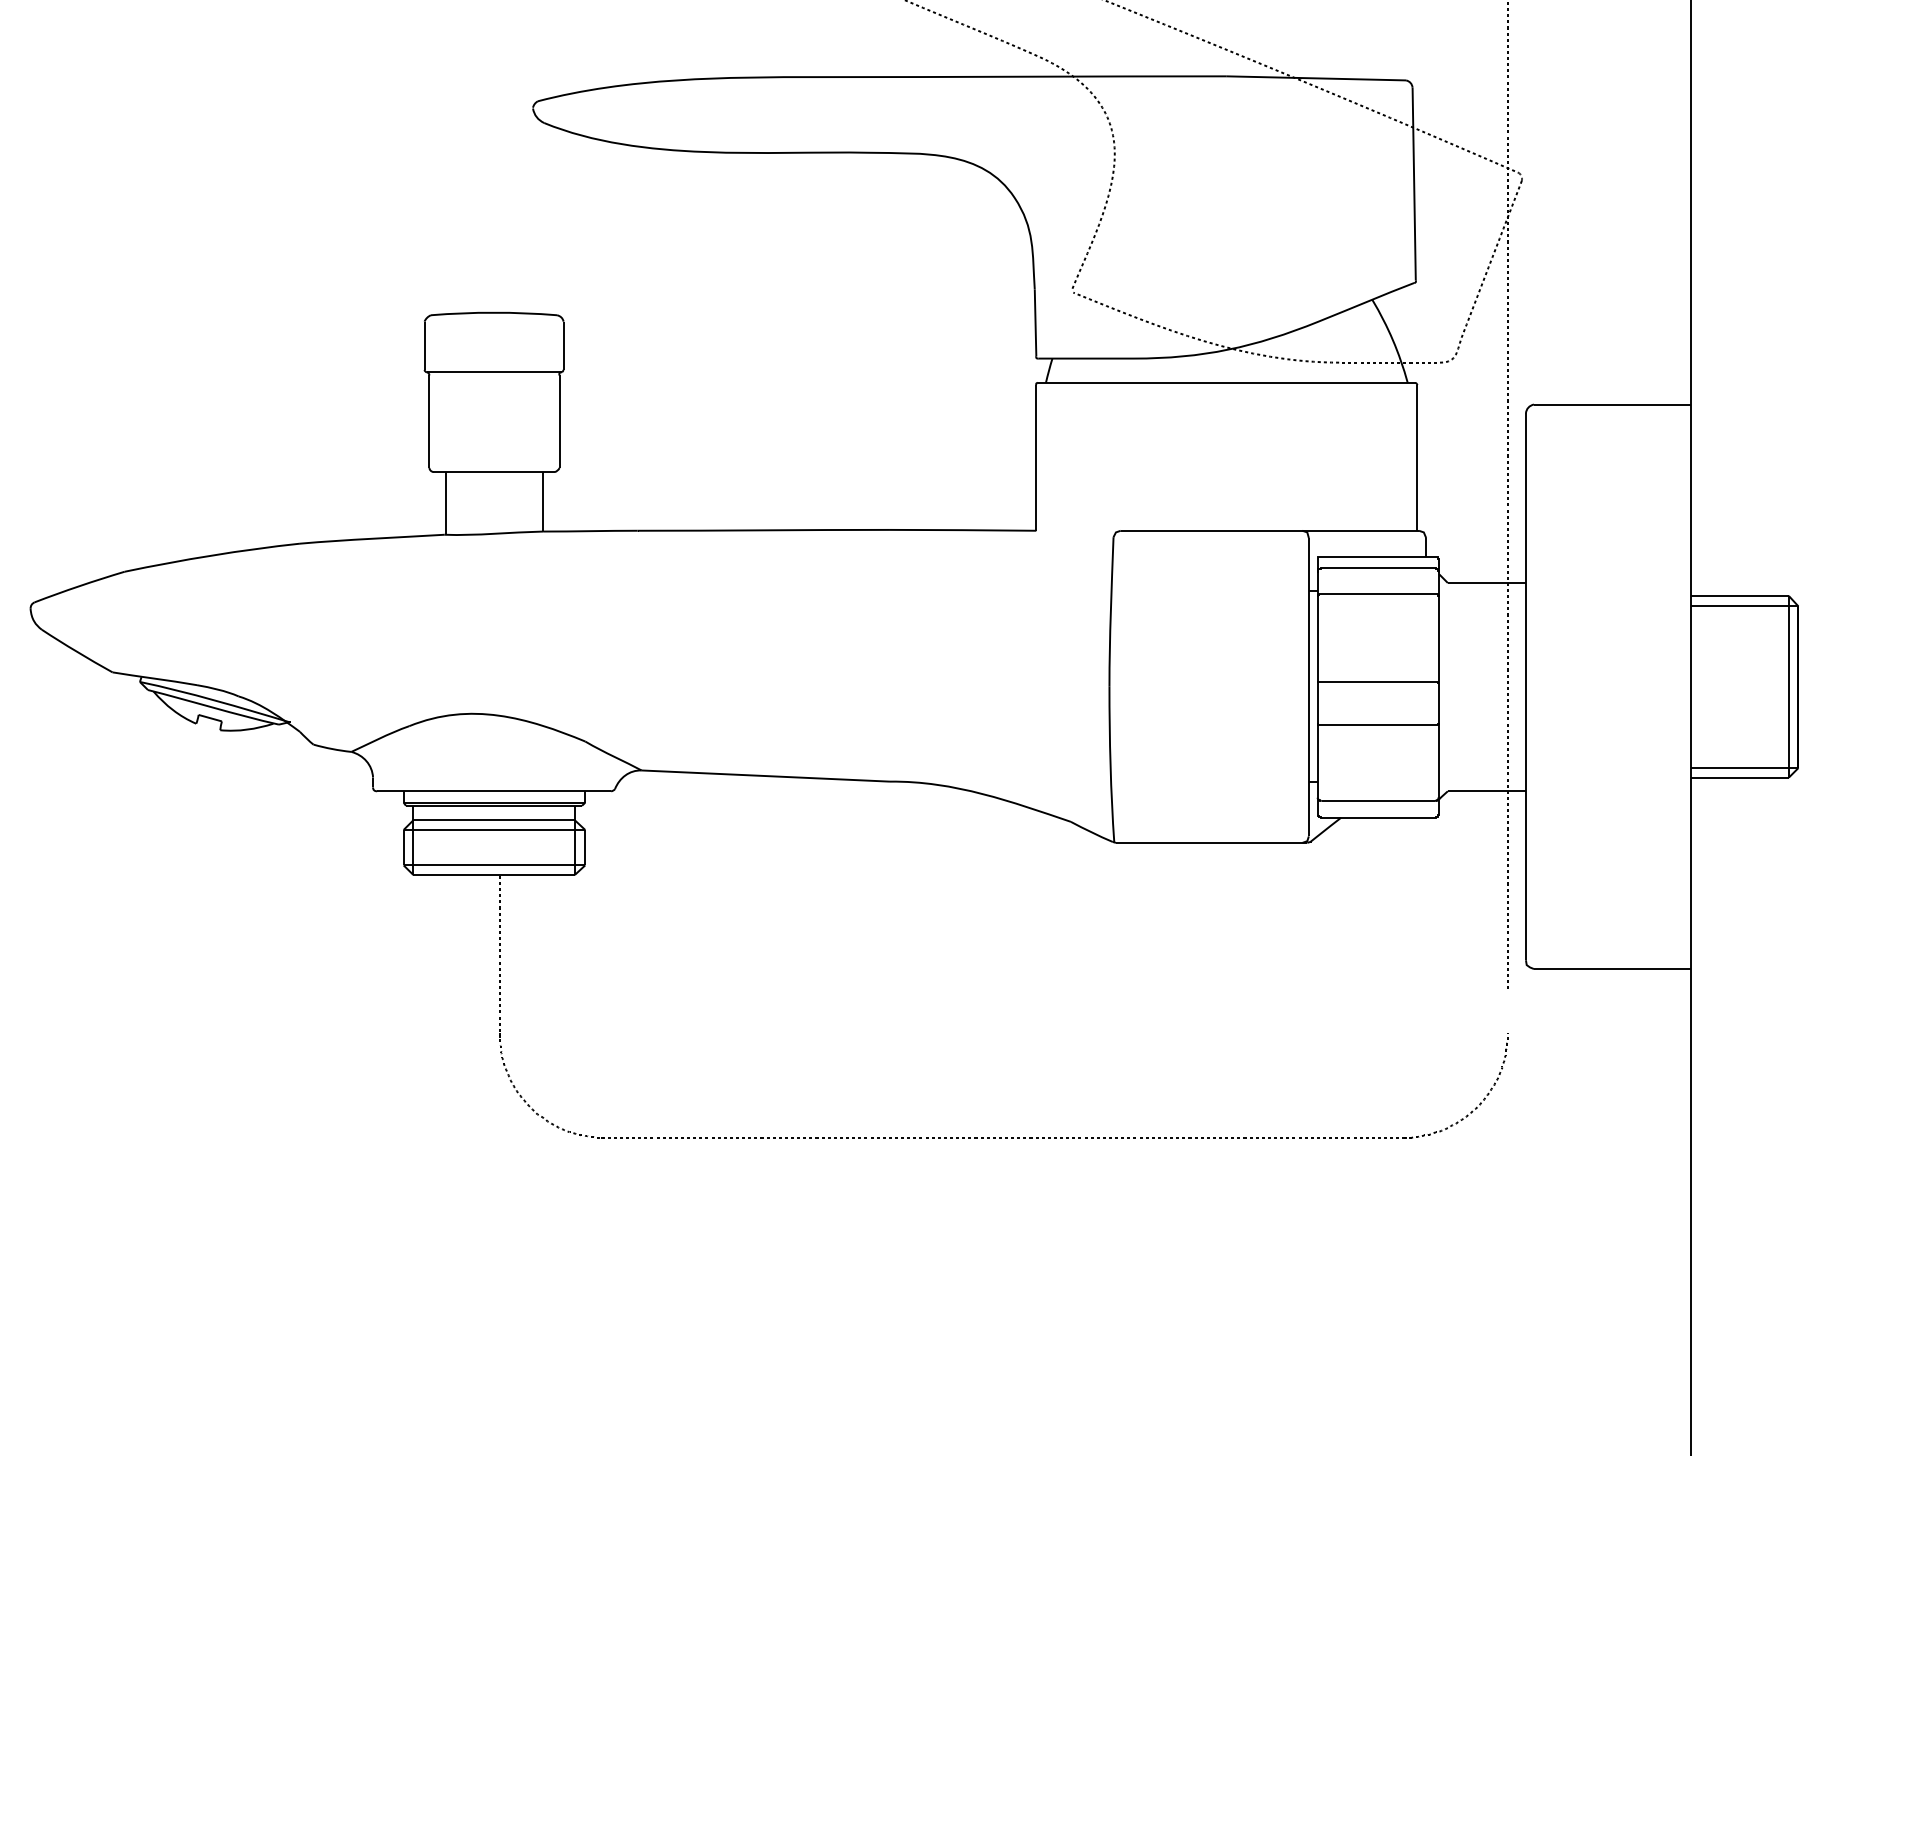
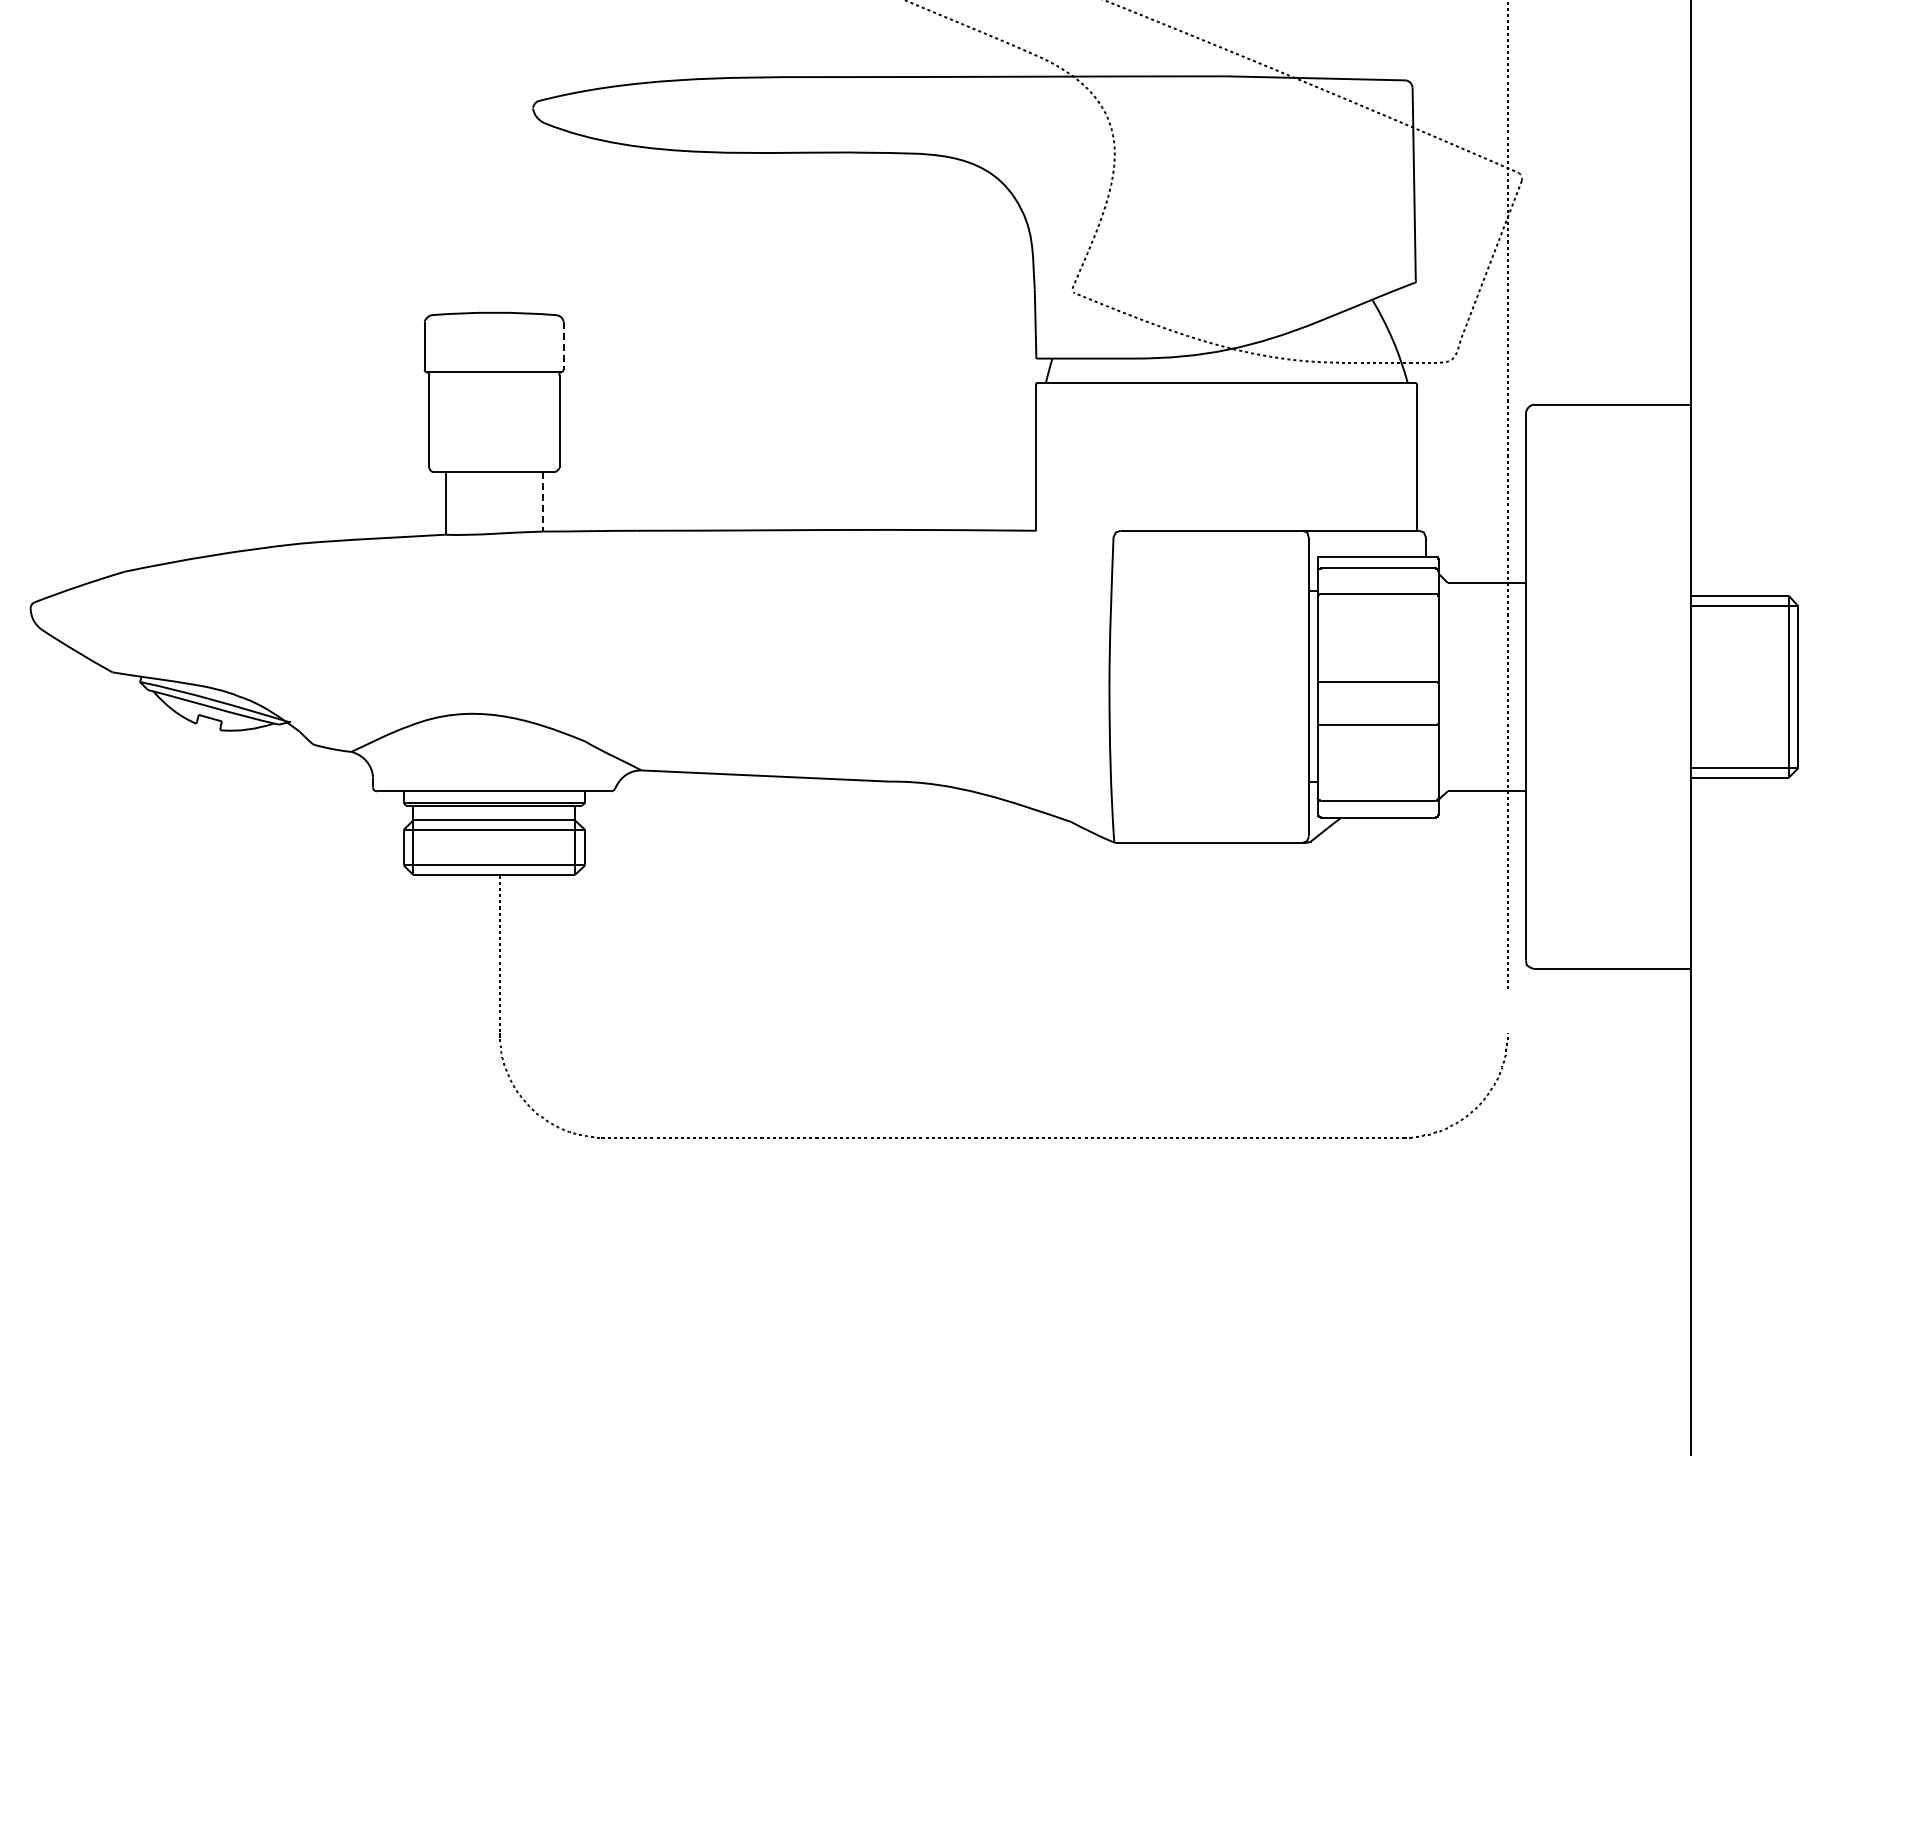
line: solid -> dashed (563, 346)
line: solid -> dashed (542, 501)
